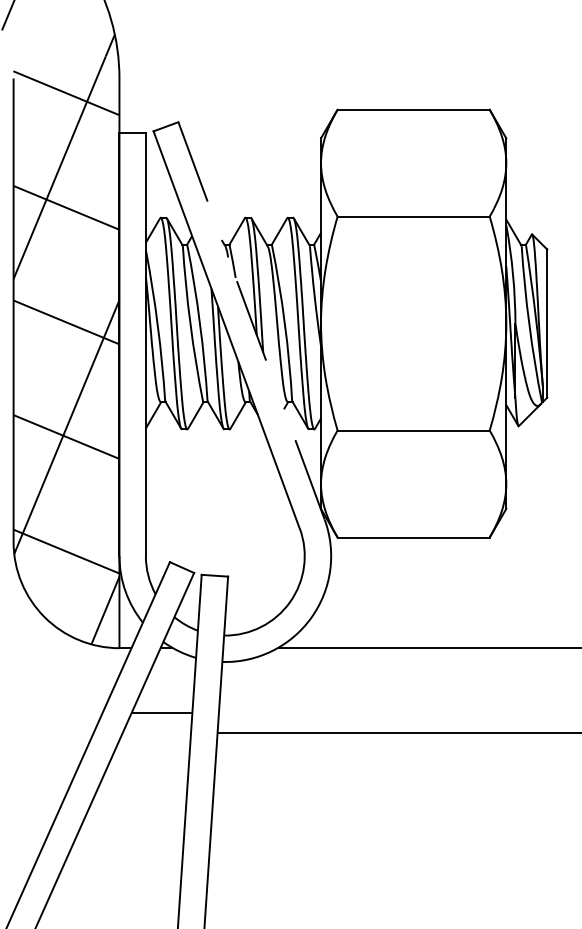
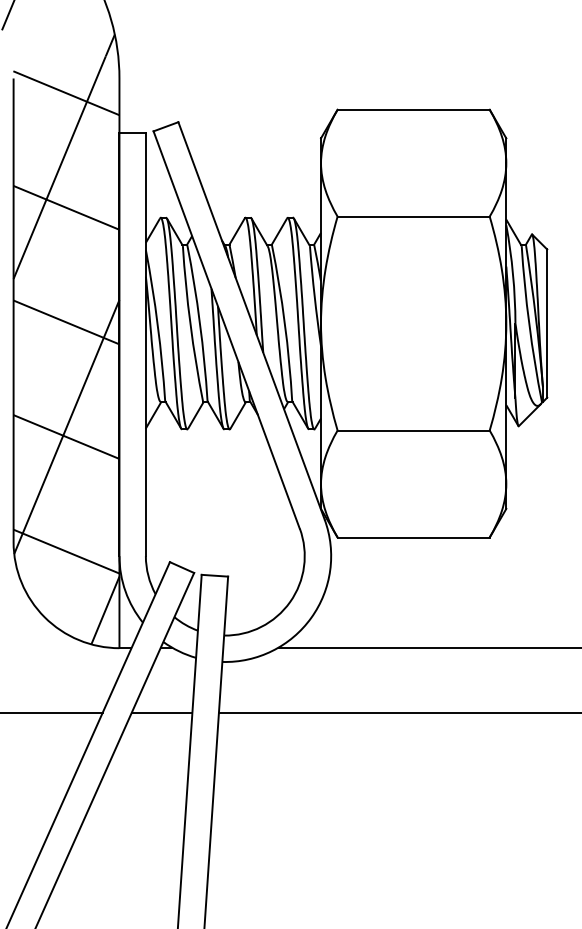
line: dashed -> solid (251, 320)
line: none -> present (52, 712)
line position: (398, 732) -> (398, 712) (398, 712)
